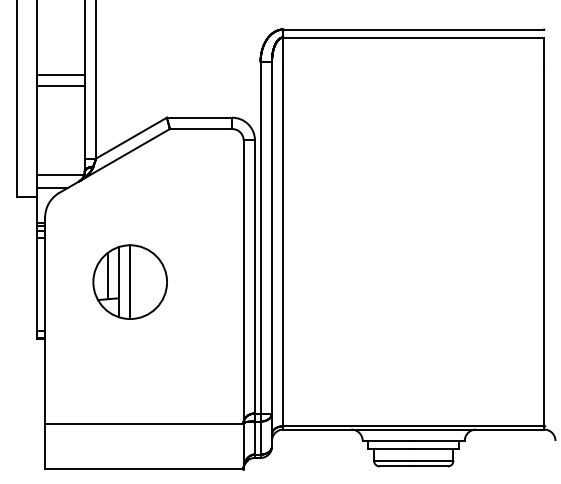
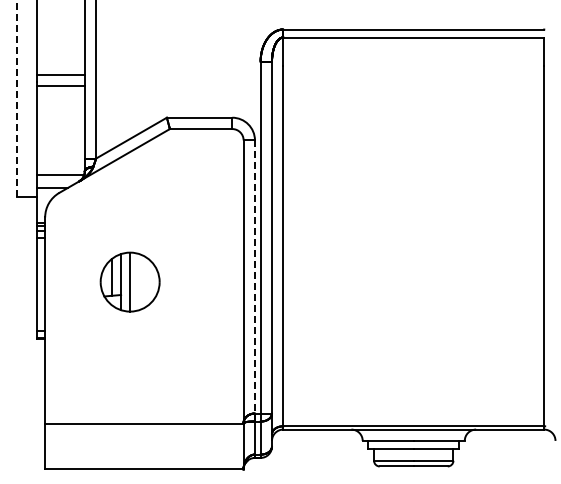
line: solid -> dashed (16, 98)
line: solid -> dashed (254, 276)
part size: 76x76 px -> 62x62 px (129, 281)
